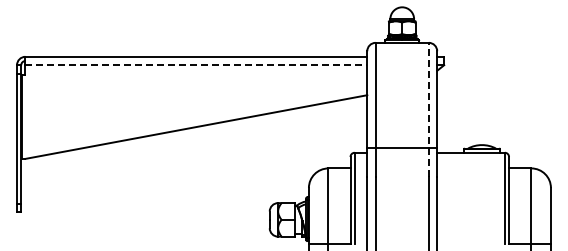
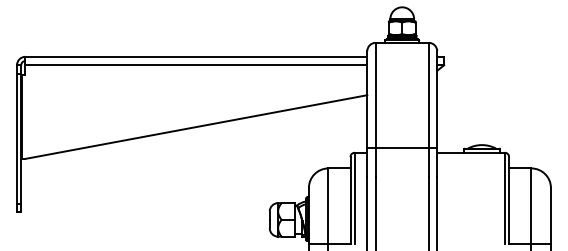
line: dashed -> solid (196, 65)
line: dashed -> solid (428, 109)
